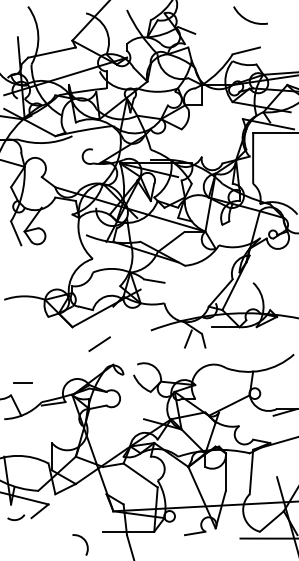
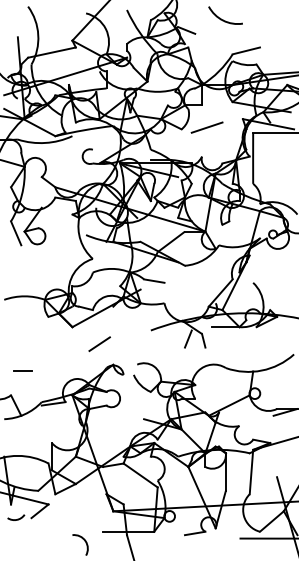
arc position: (248, 19) -> (223, 19) (223, 19)
line: none -> present (206, 127)
line position: (22, 382) -> (22, 370) (22, 370)
